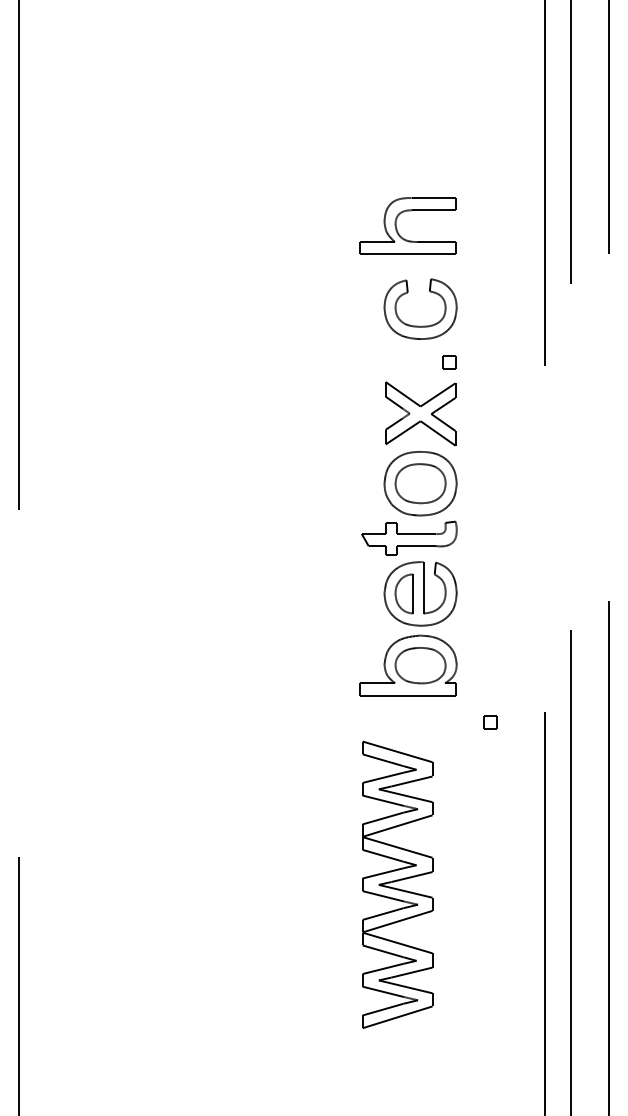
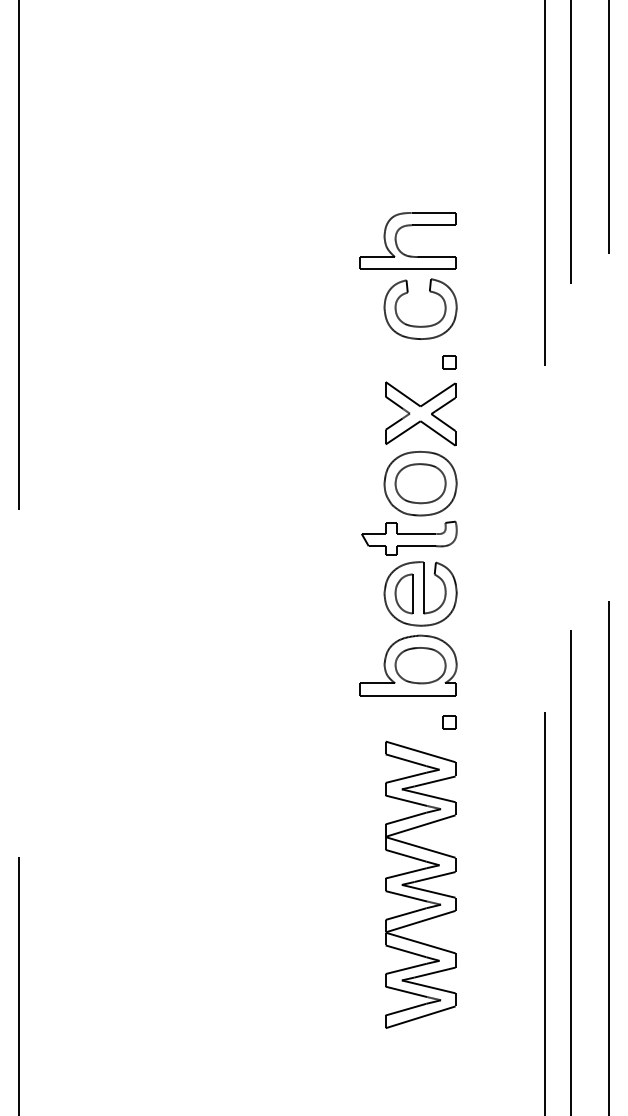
part position: (397, 228) -> (397, 243) (397, 243)
part position: (490, 722) -> (449, 722) (449, 722)
part position: (397, 884) -> (420, 884) (420, 884)
